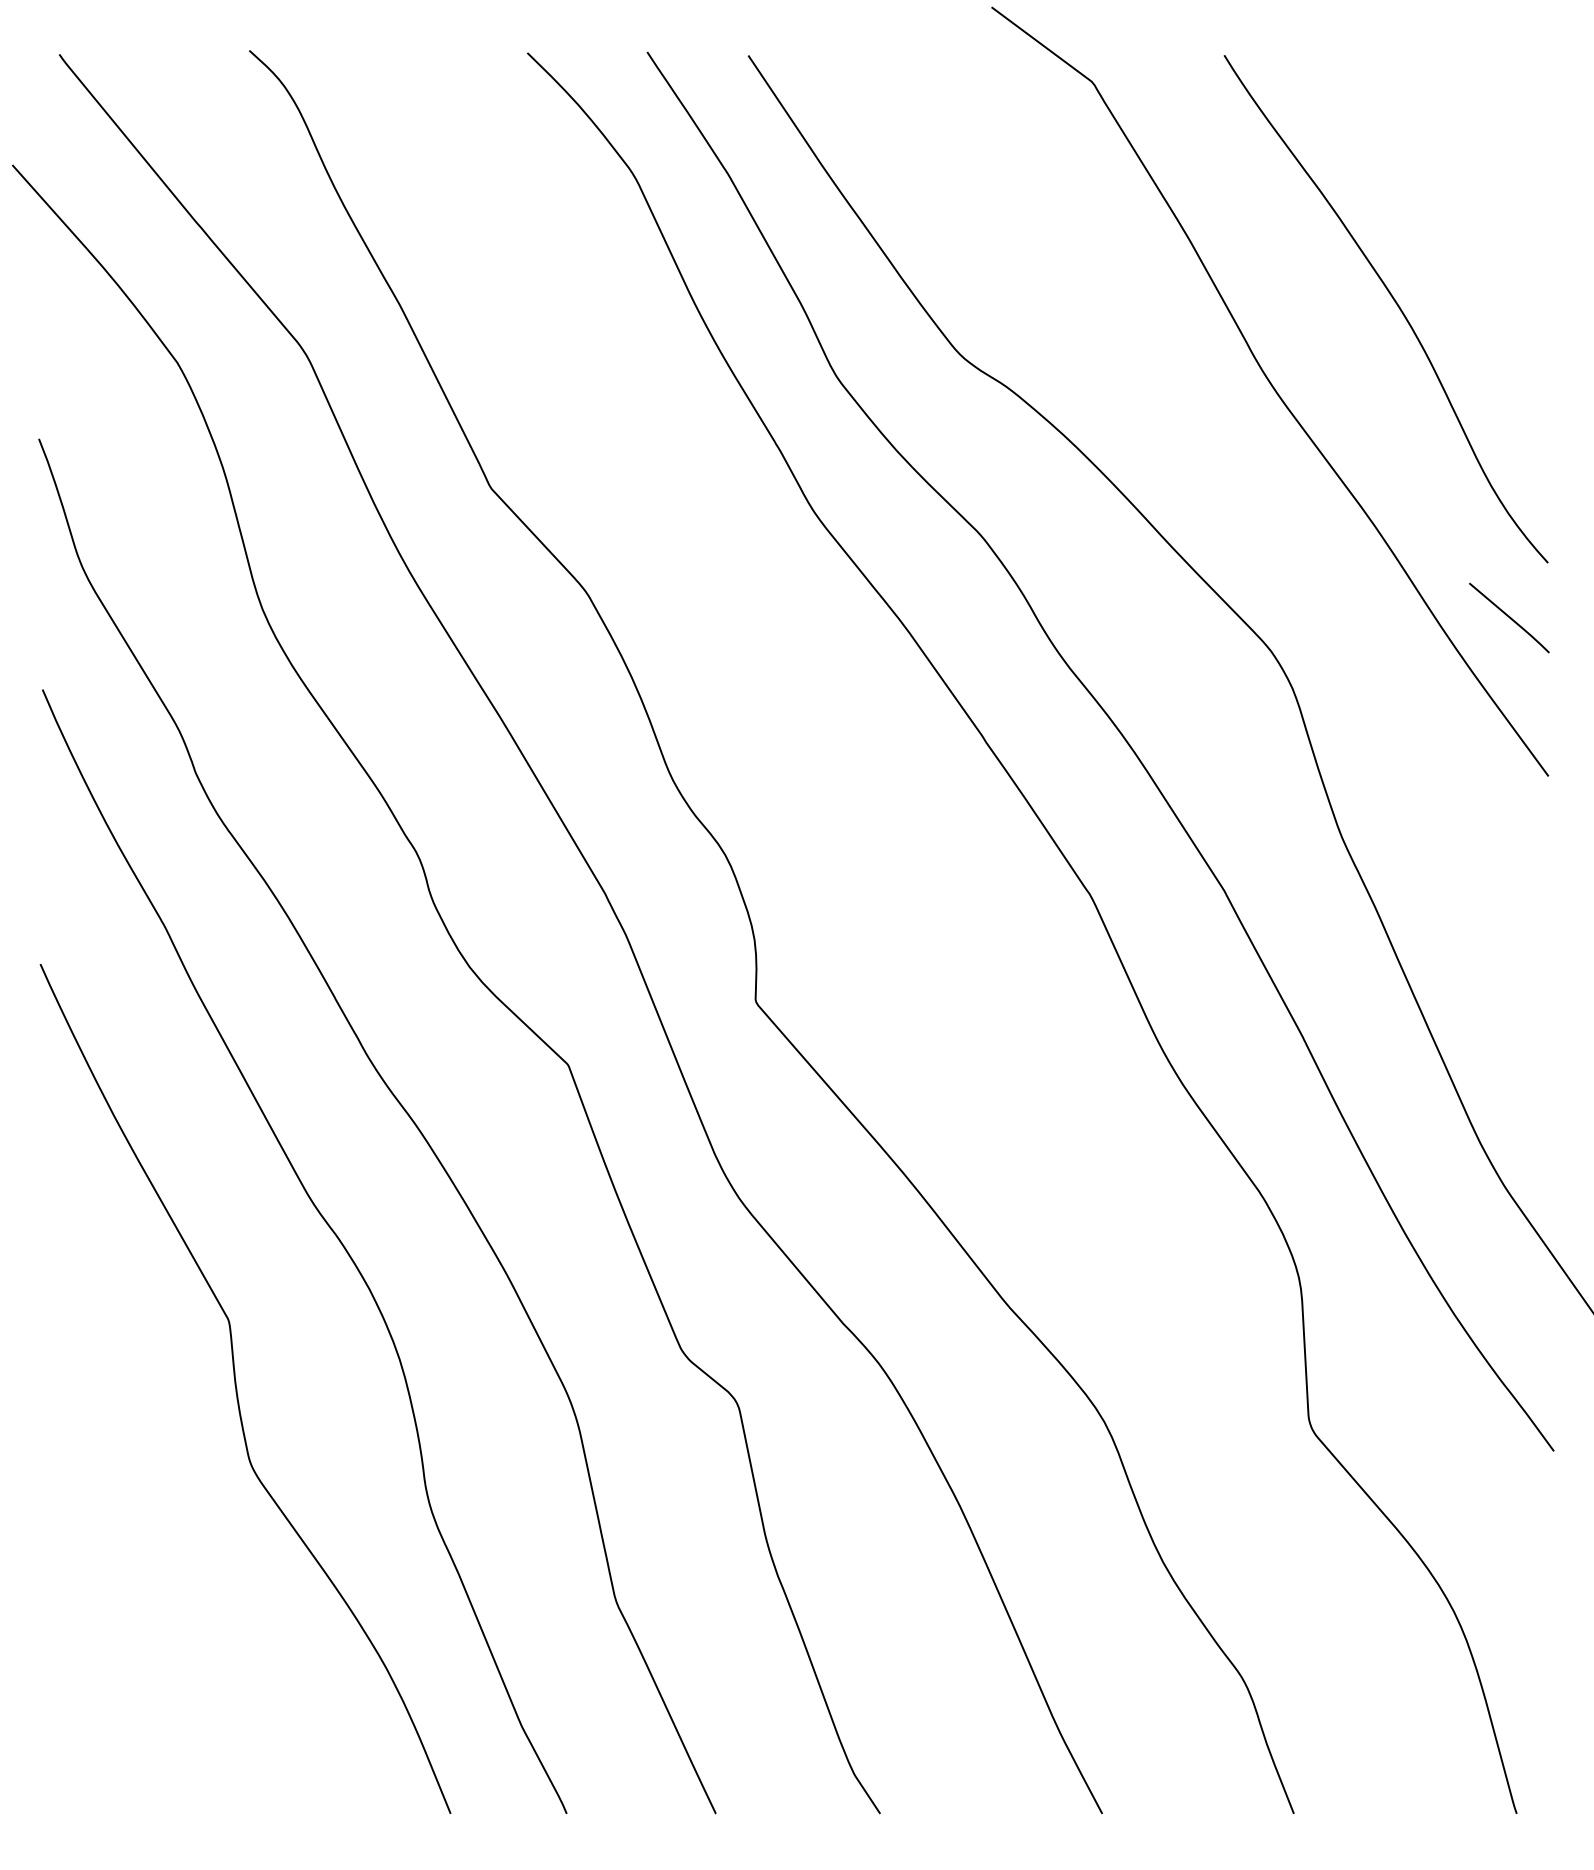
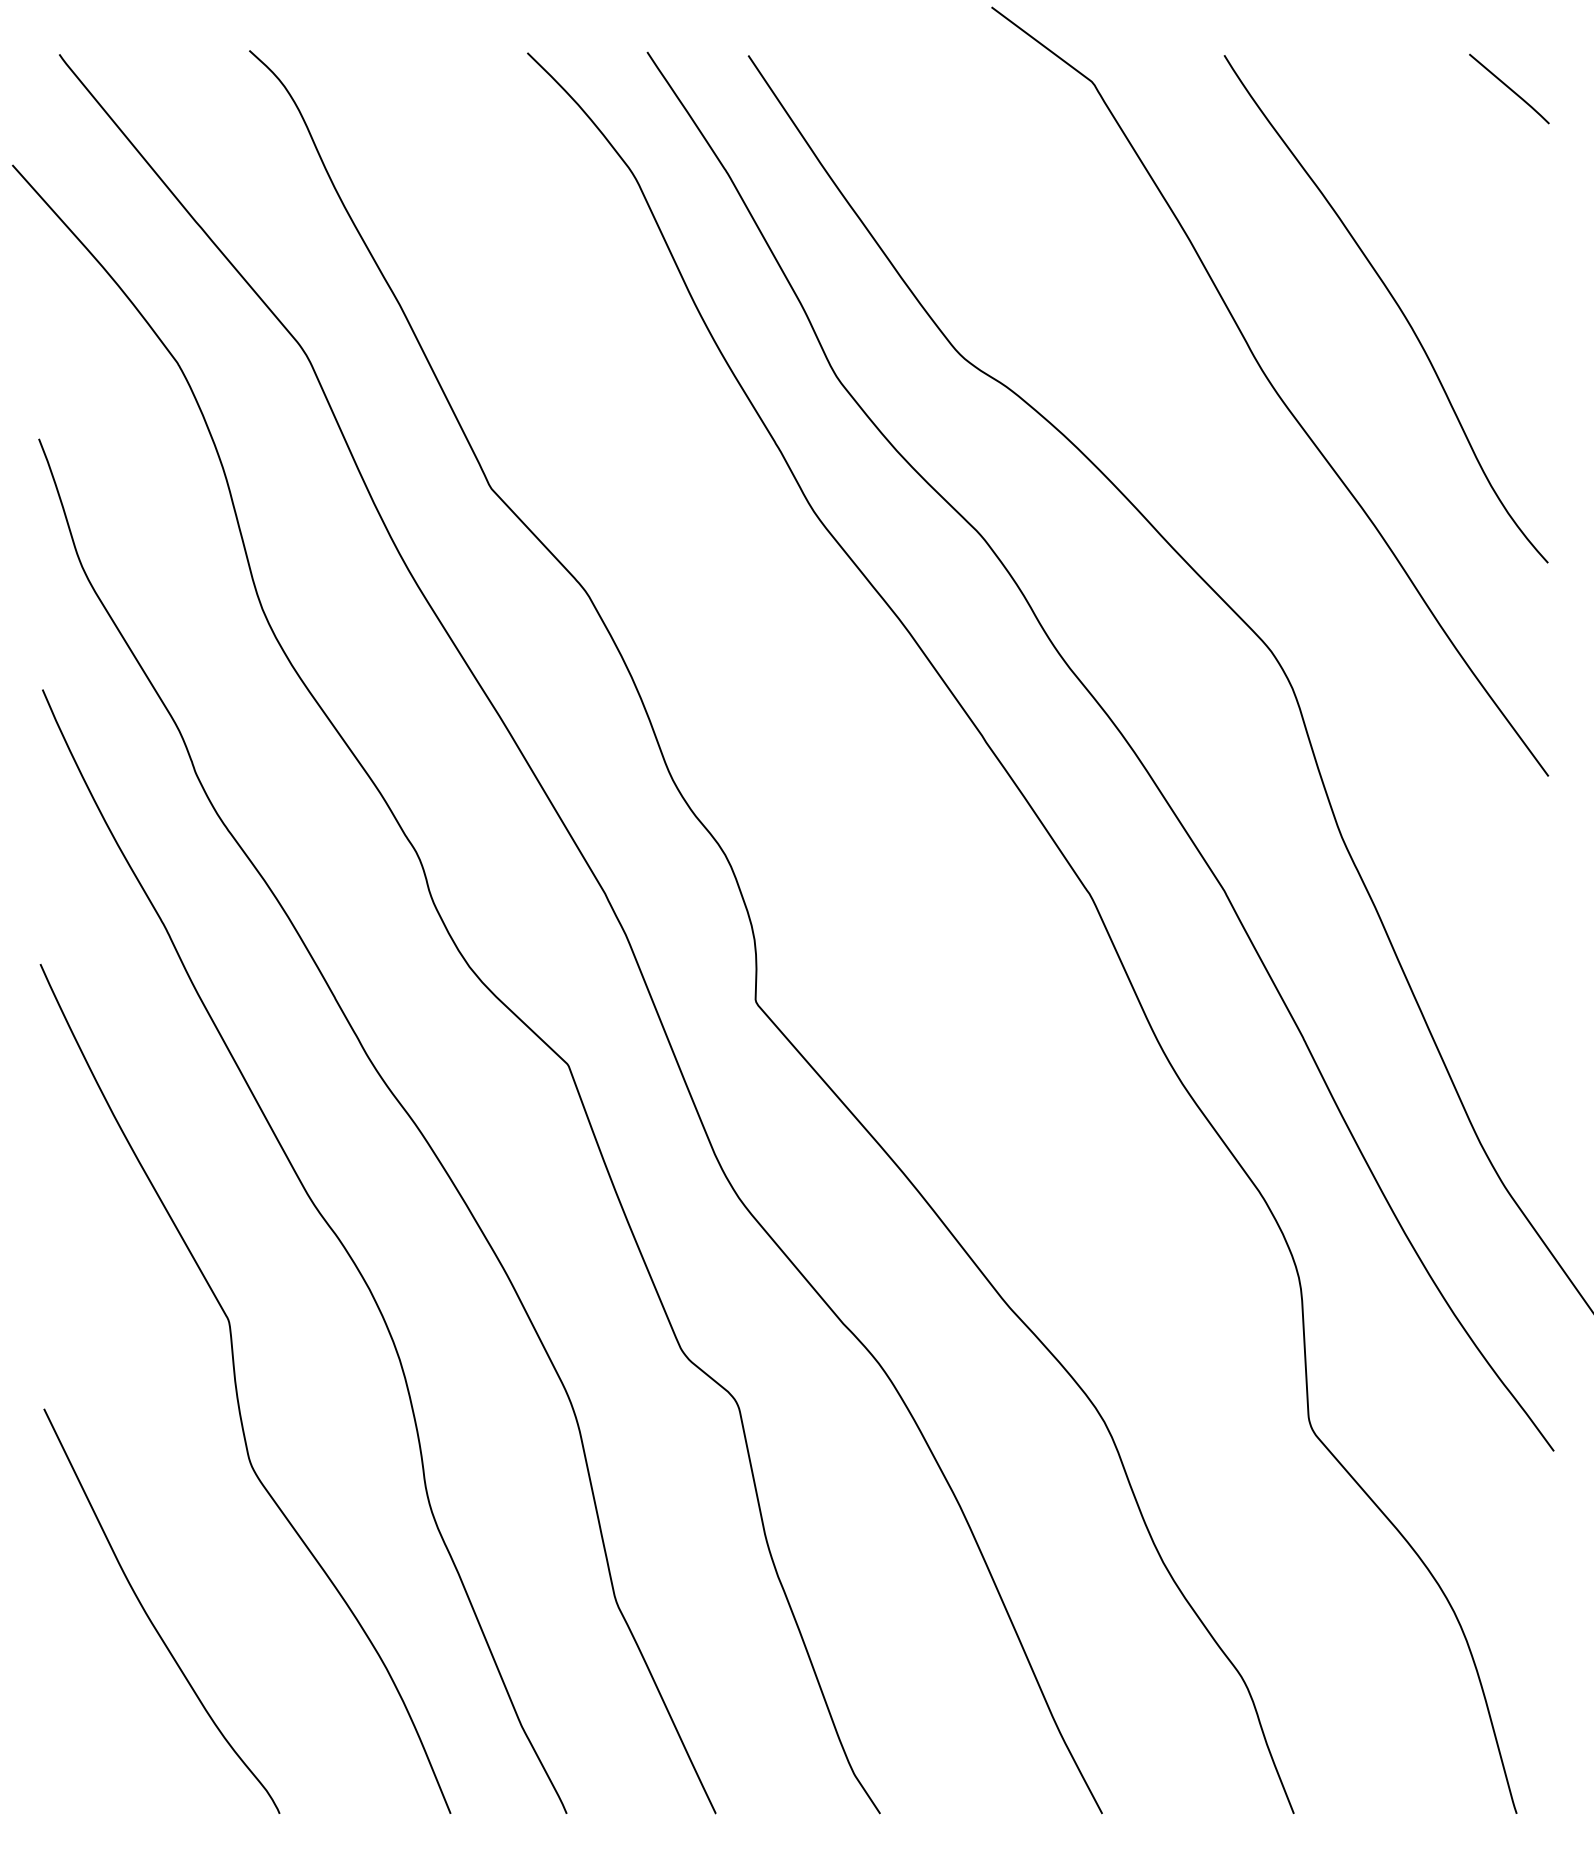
line position: (1509, 617) -> (1509, 88) (1509, 88)
curve: none -> present (150, 1618)
